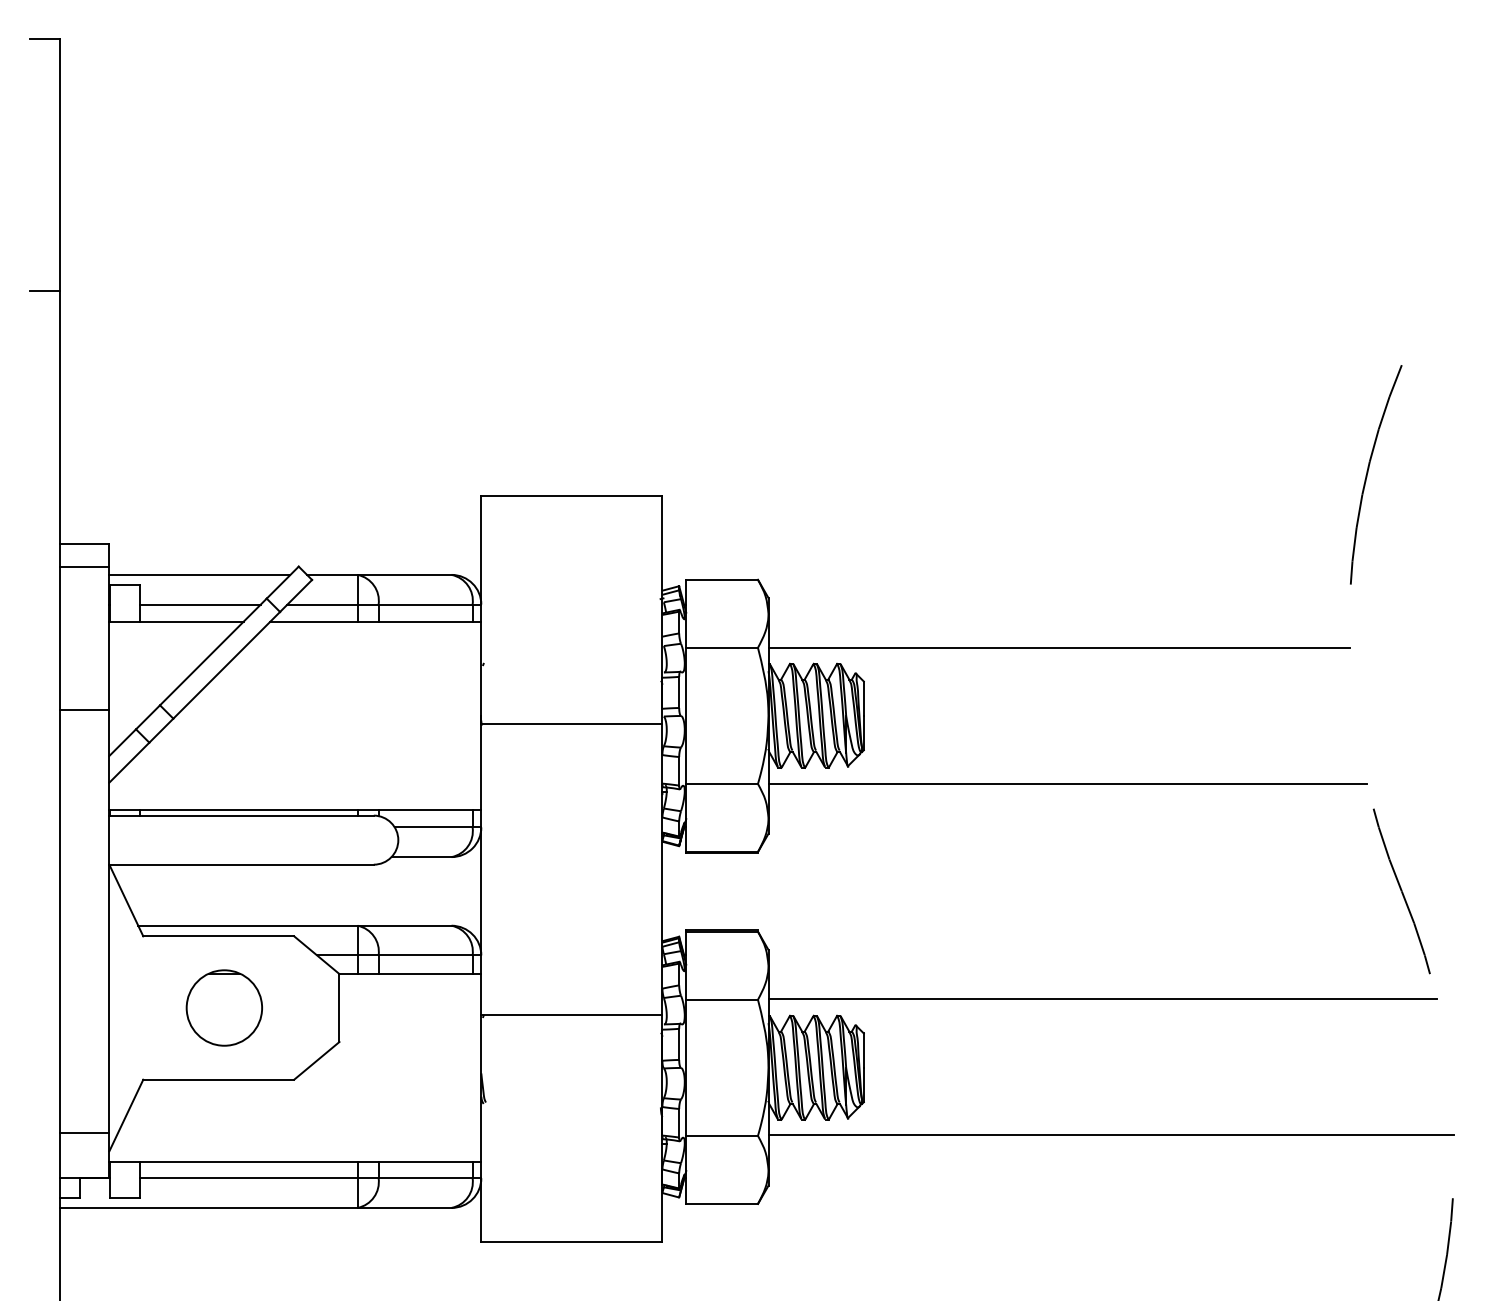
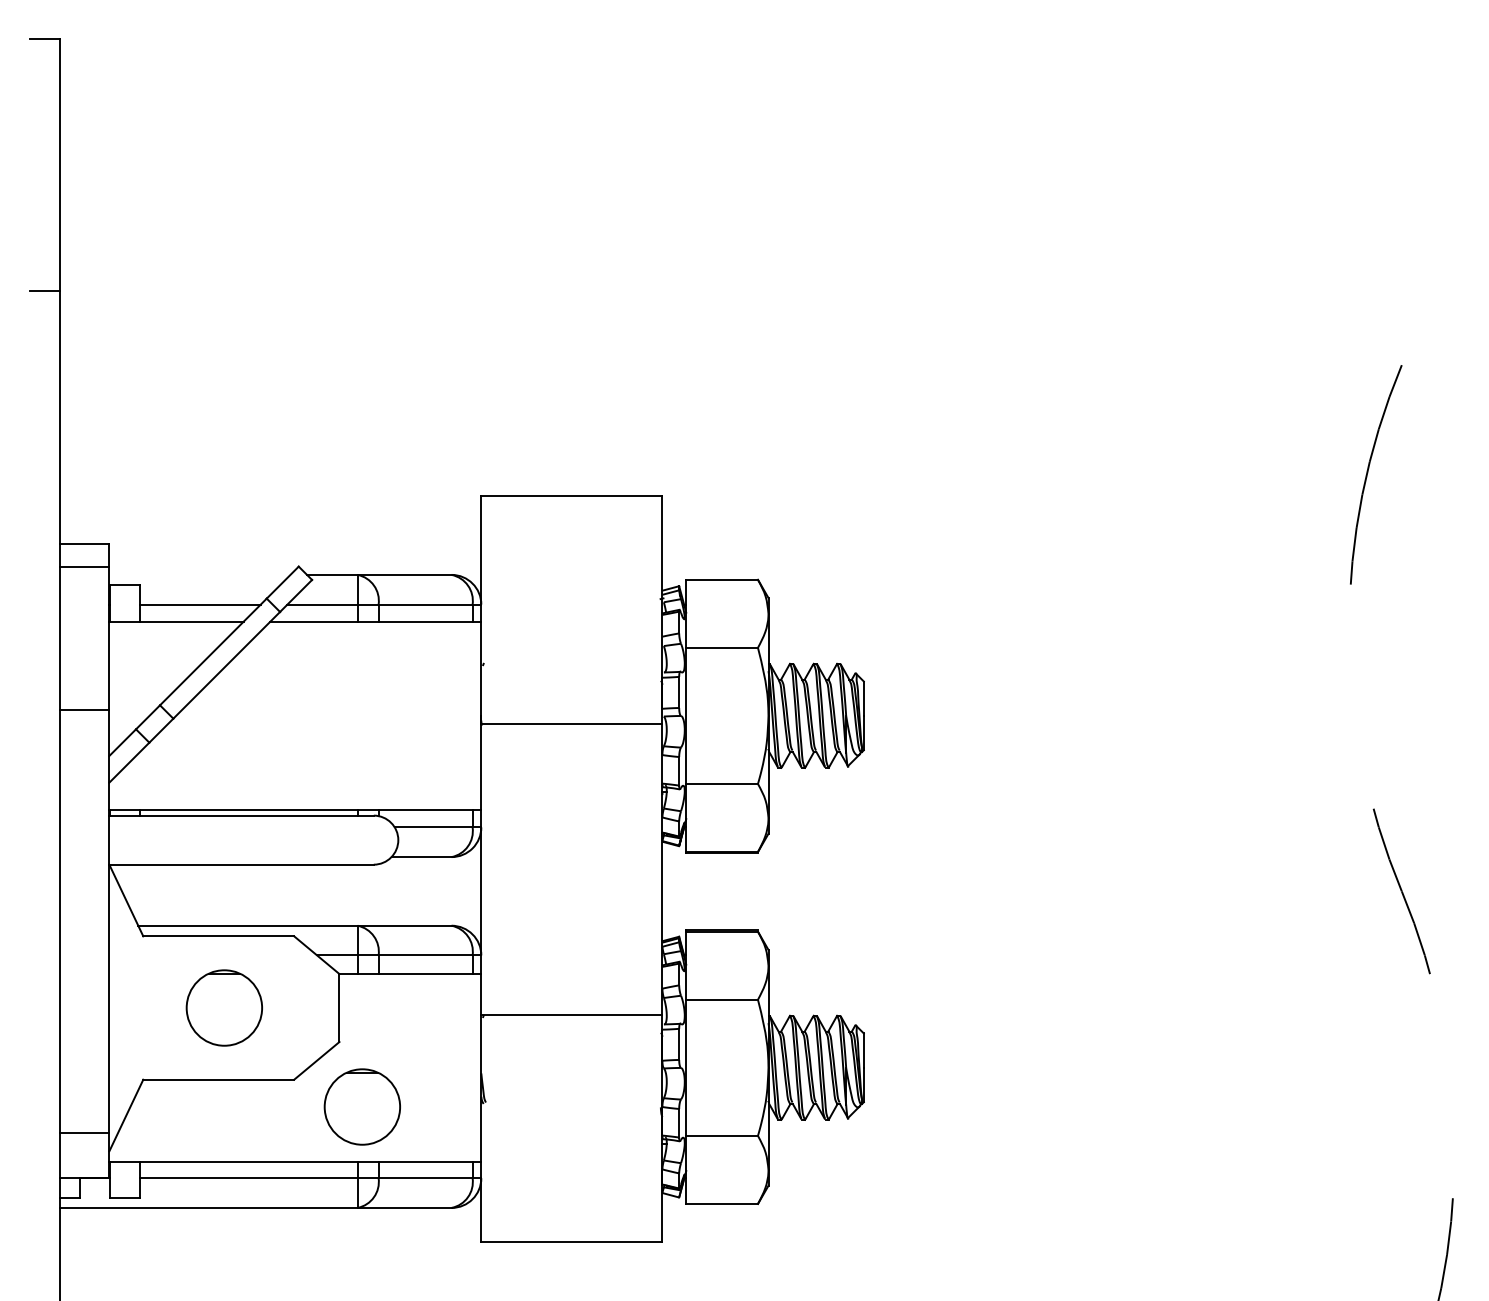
line: present -> none (199, 574)
line: present -> none (1058, 648)
line: present -> none (1067, 783)
line: present -> none (1102, 998)
part: none -> present (361, 1106)
line: present -> none (1111, 1134)
